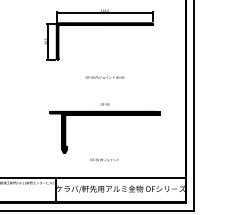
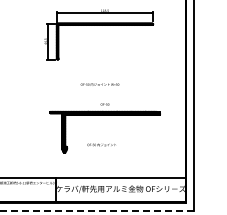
text position: (104, 77) -> (99, 84) (99, 84)
text position: (104, 159) -> (101, 144) (101, 144)
line: solid -> dashed (97, 211)
